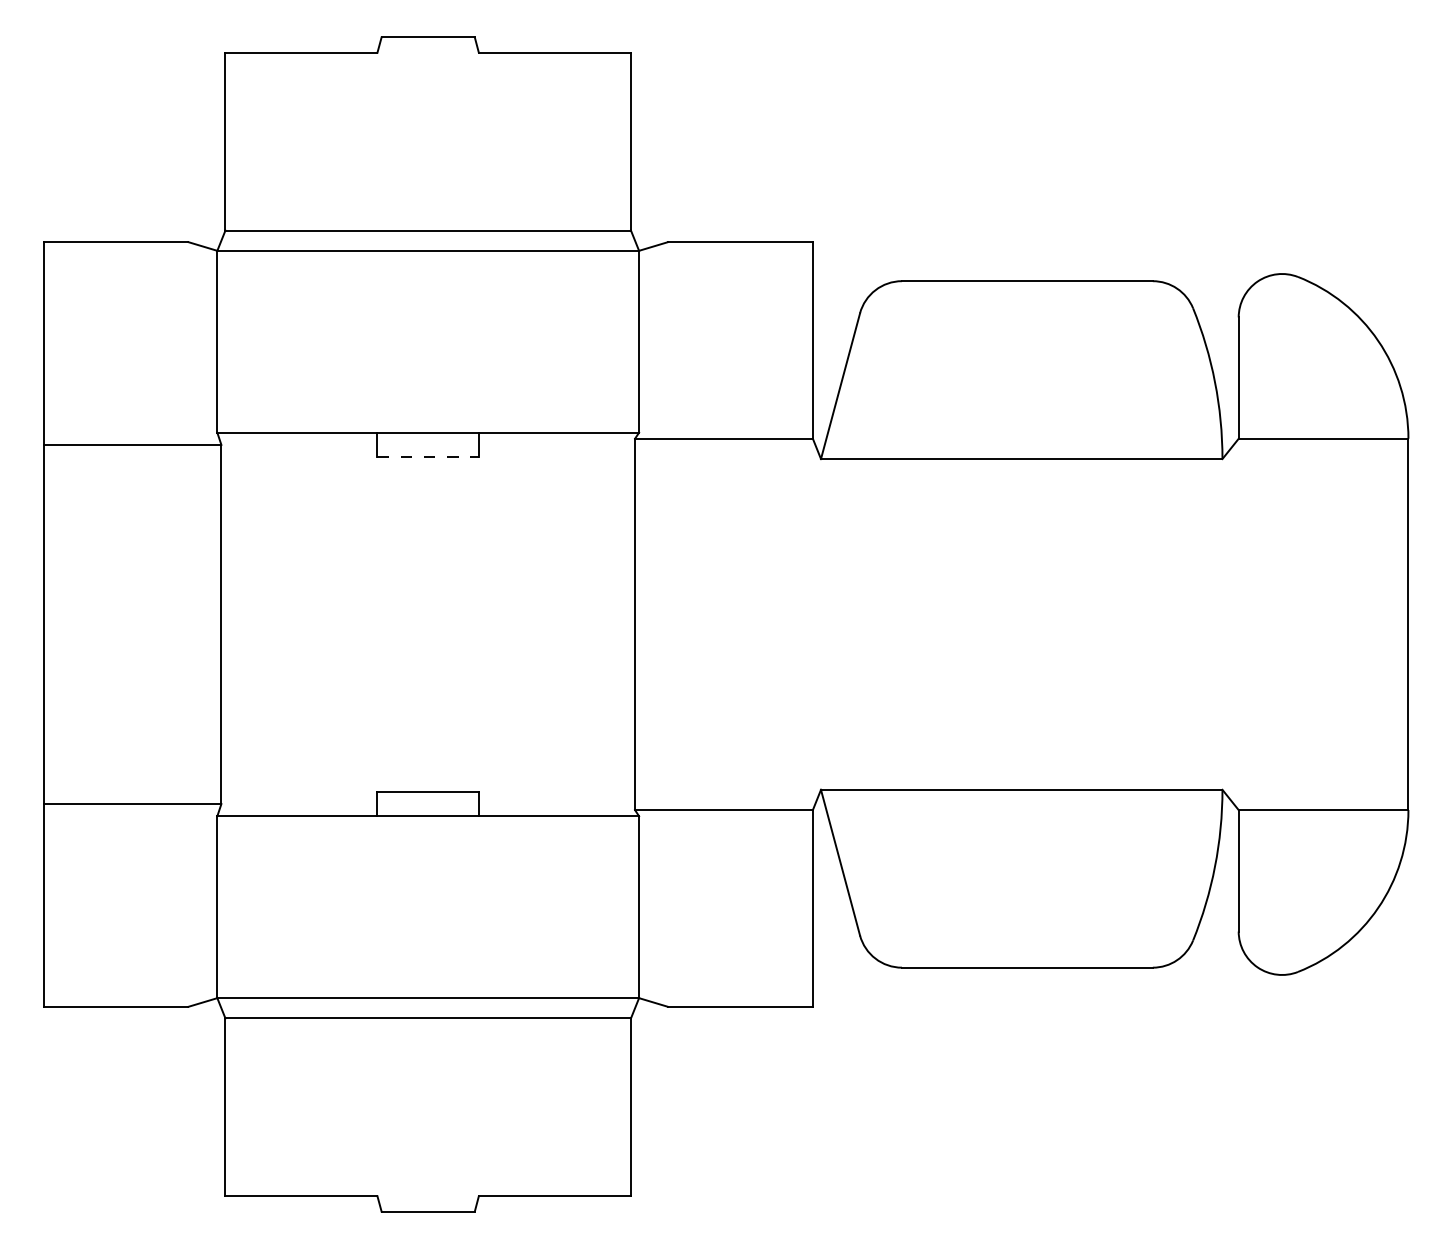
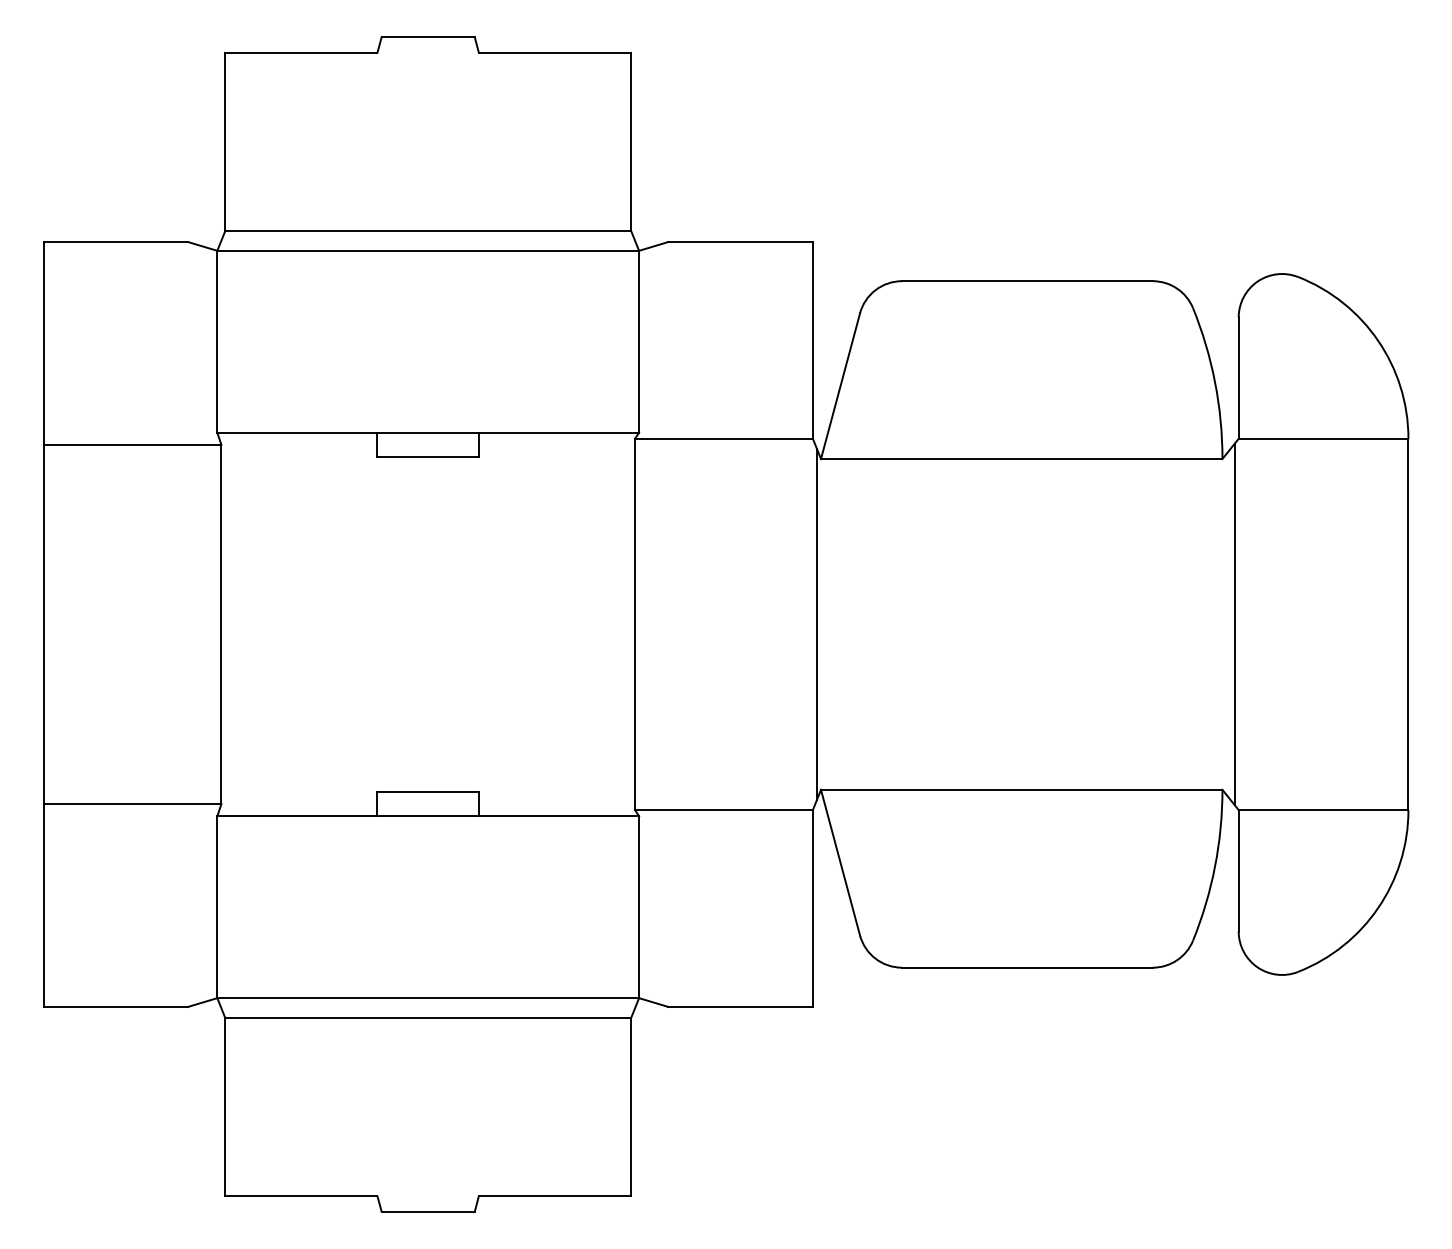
line: dashed -> solid (428, 457)
line: none -> present (816, 624)
line: none -> present (1234, 624)
